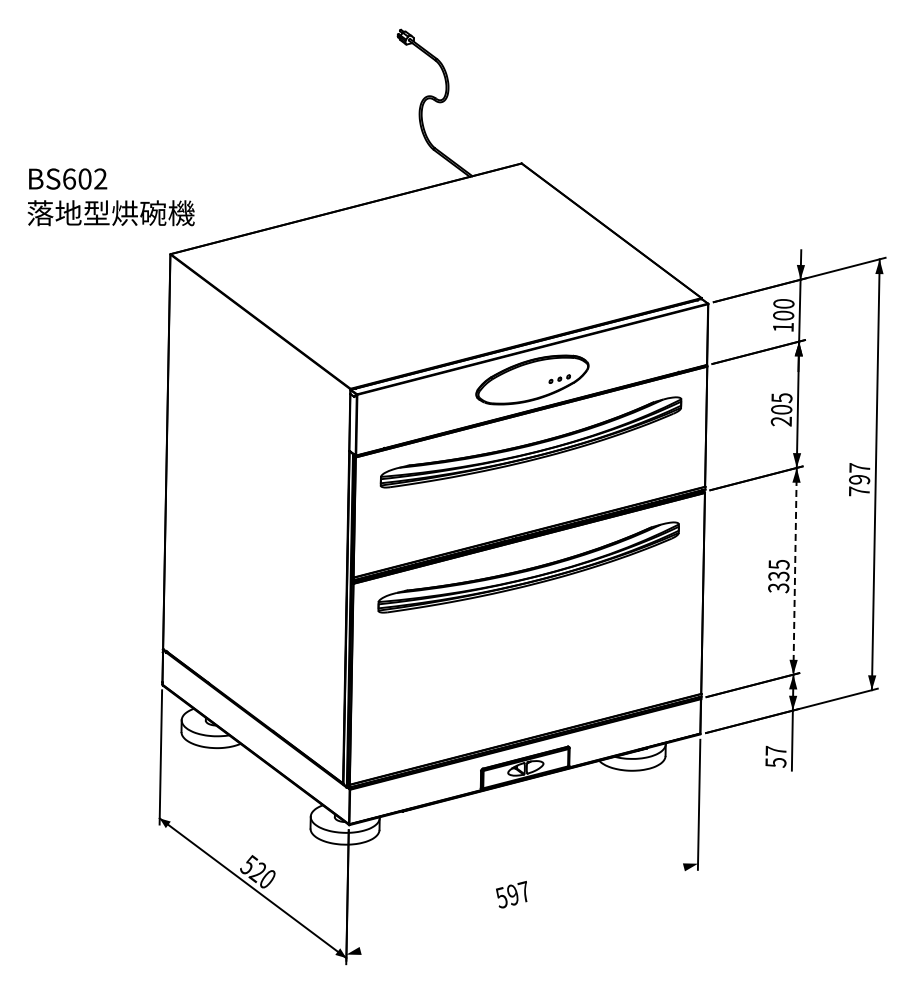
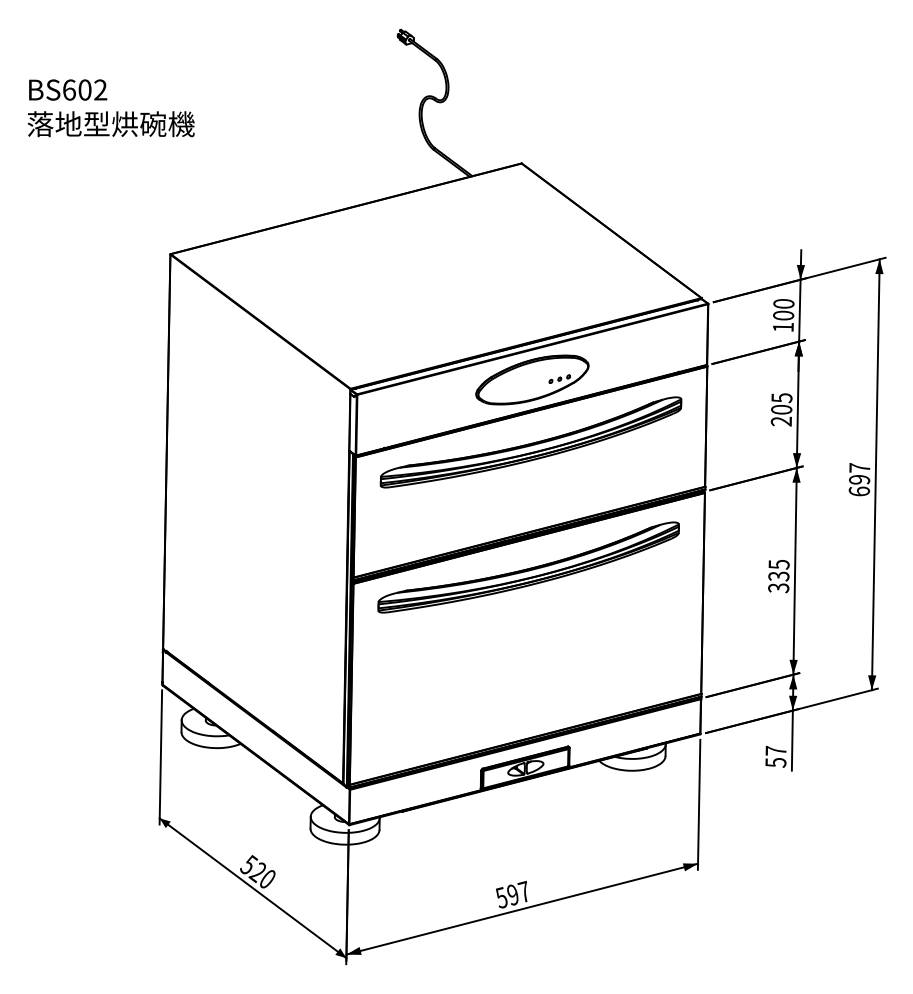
text position: (110, 197) -> (110, 108) (110, 108)
text: 797 -> 697 (858, 491)
line: dashed -> solid (795, 571)
line: none -> present (522, 908)
